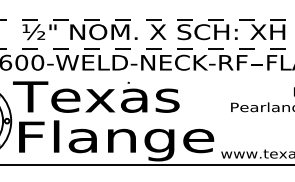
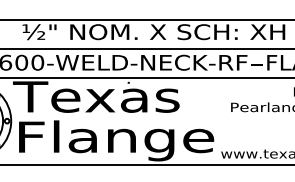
line: dashed -> solid (147, 19)
line: dashed -> solid (147, 48)
line: none -> present (146, 77)
